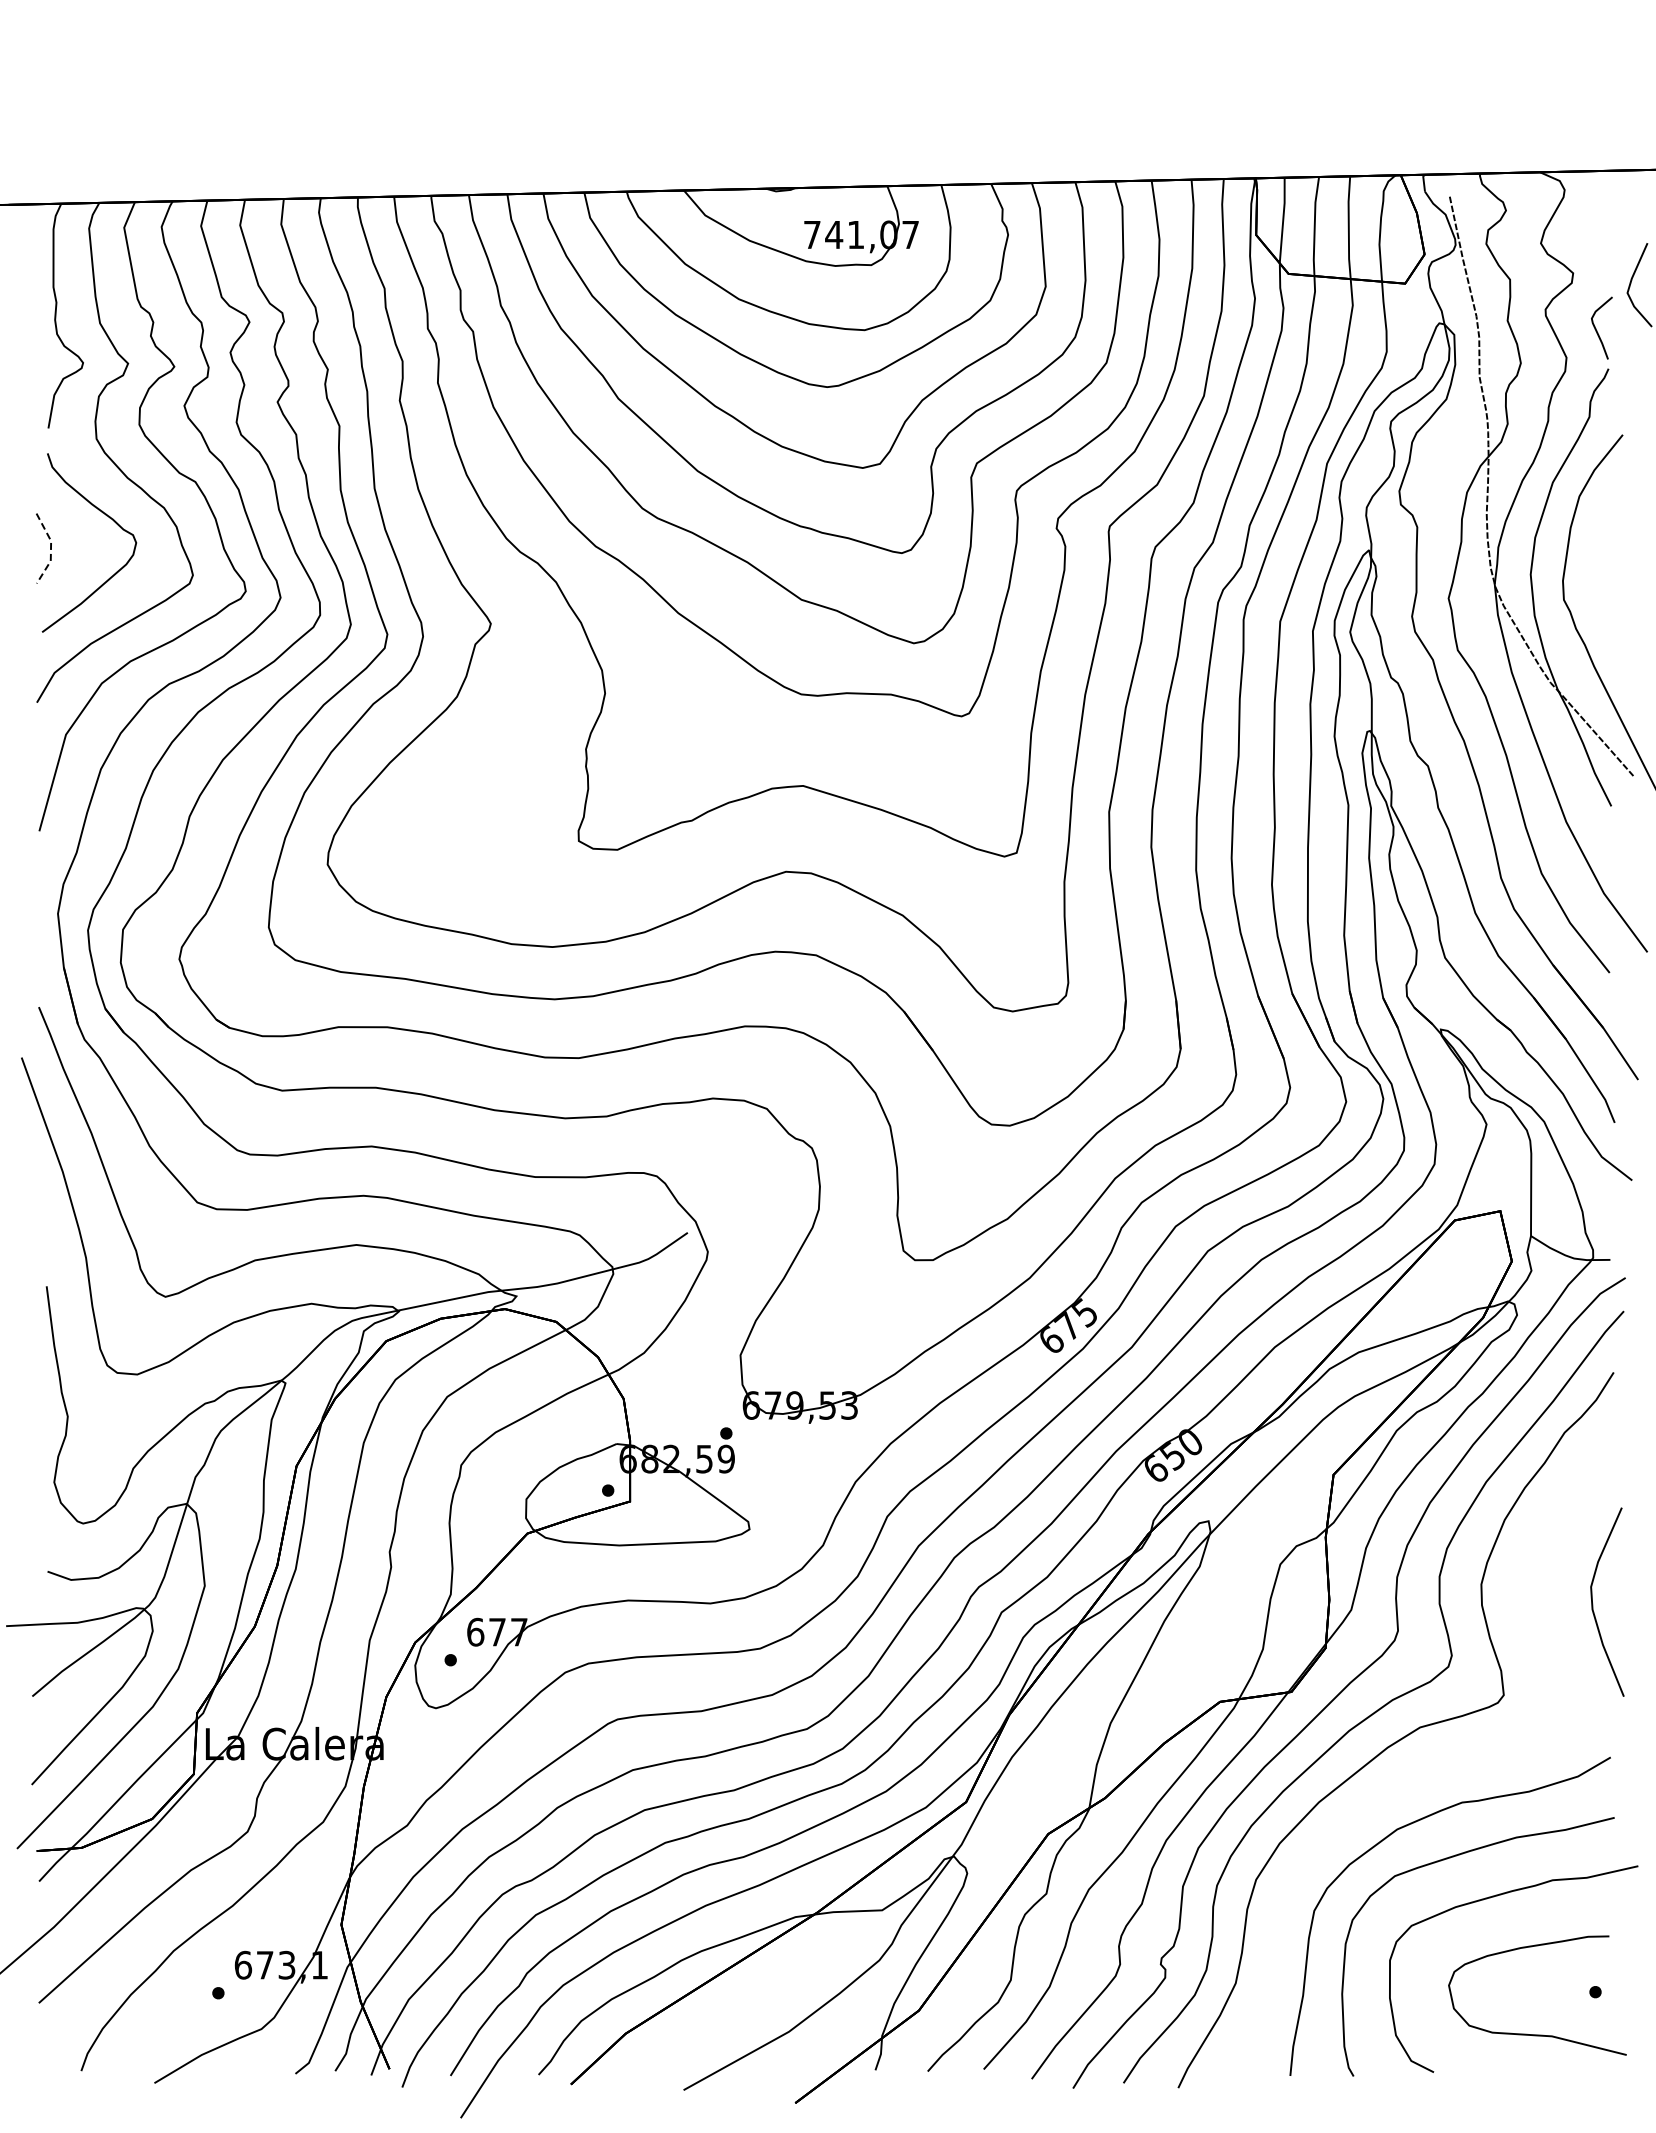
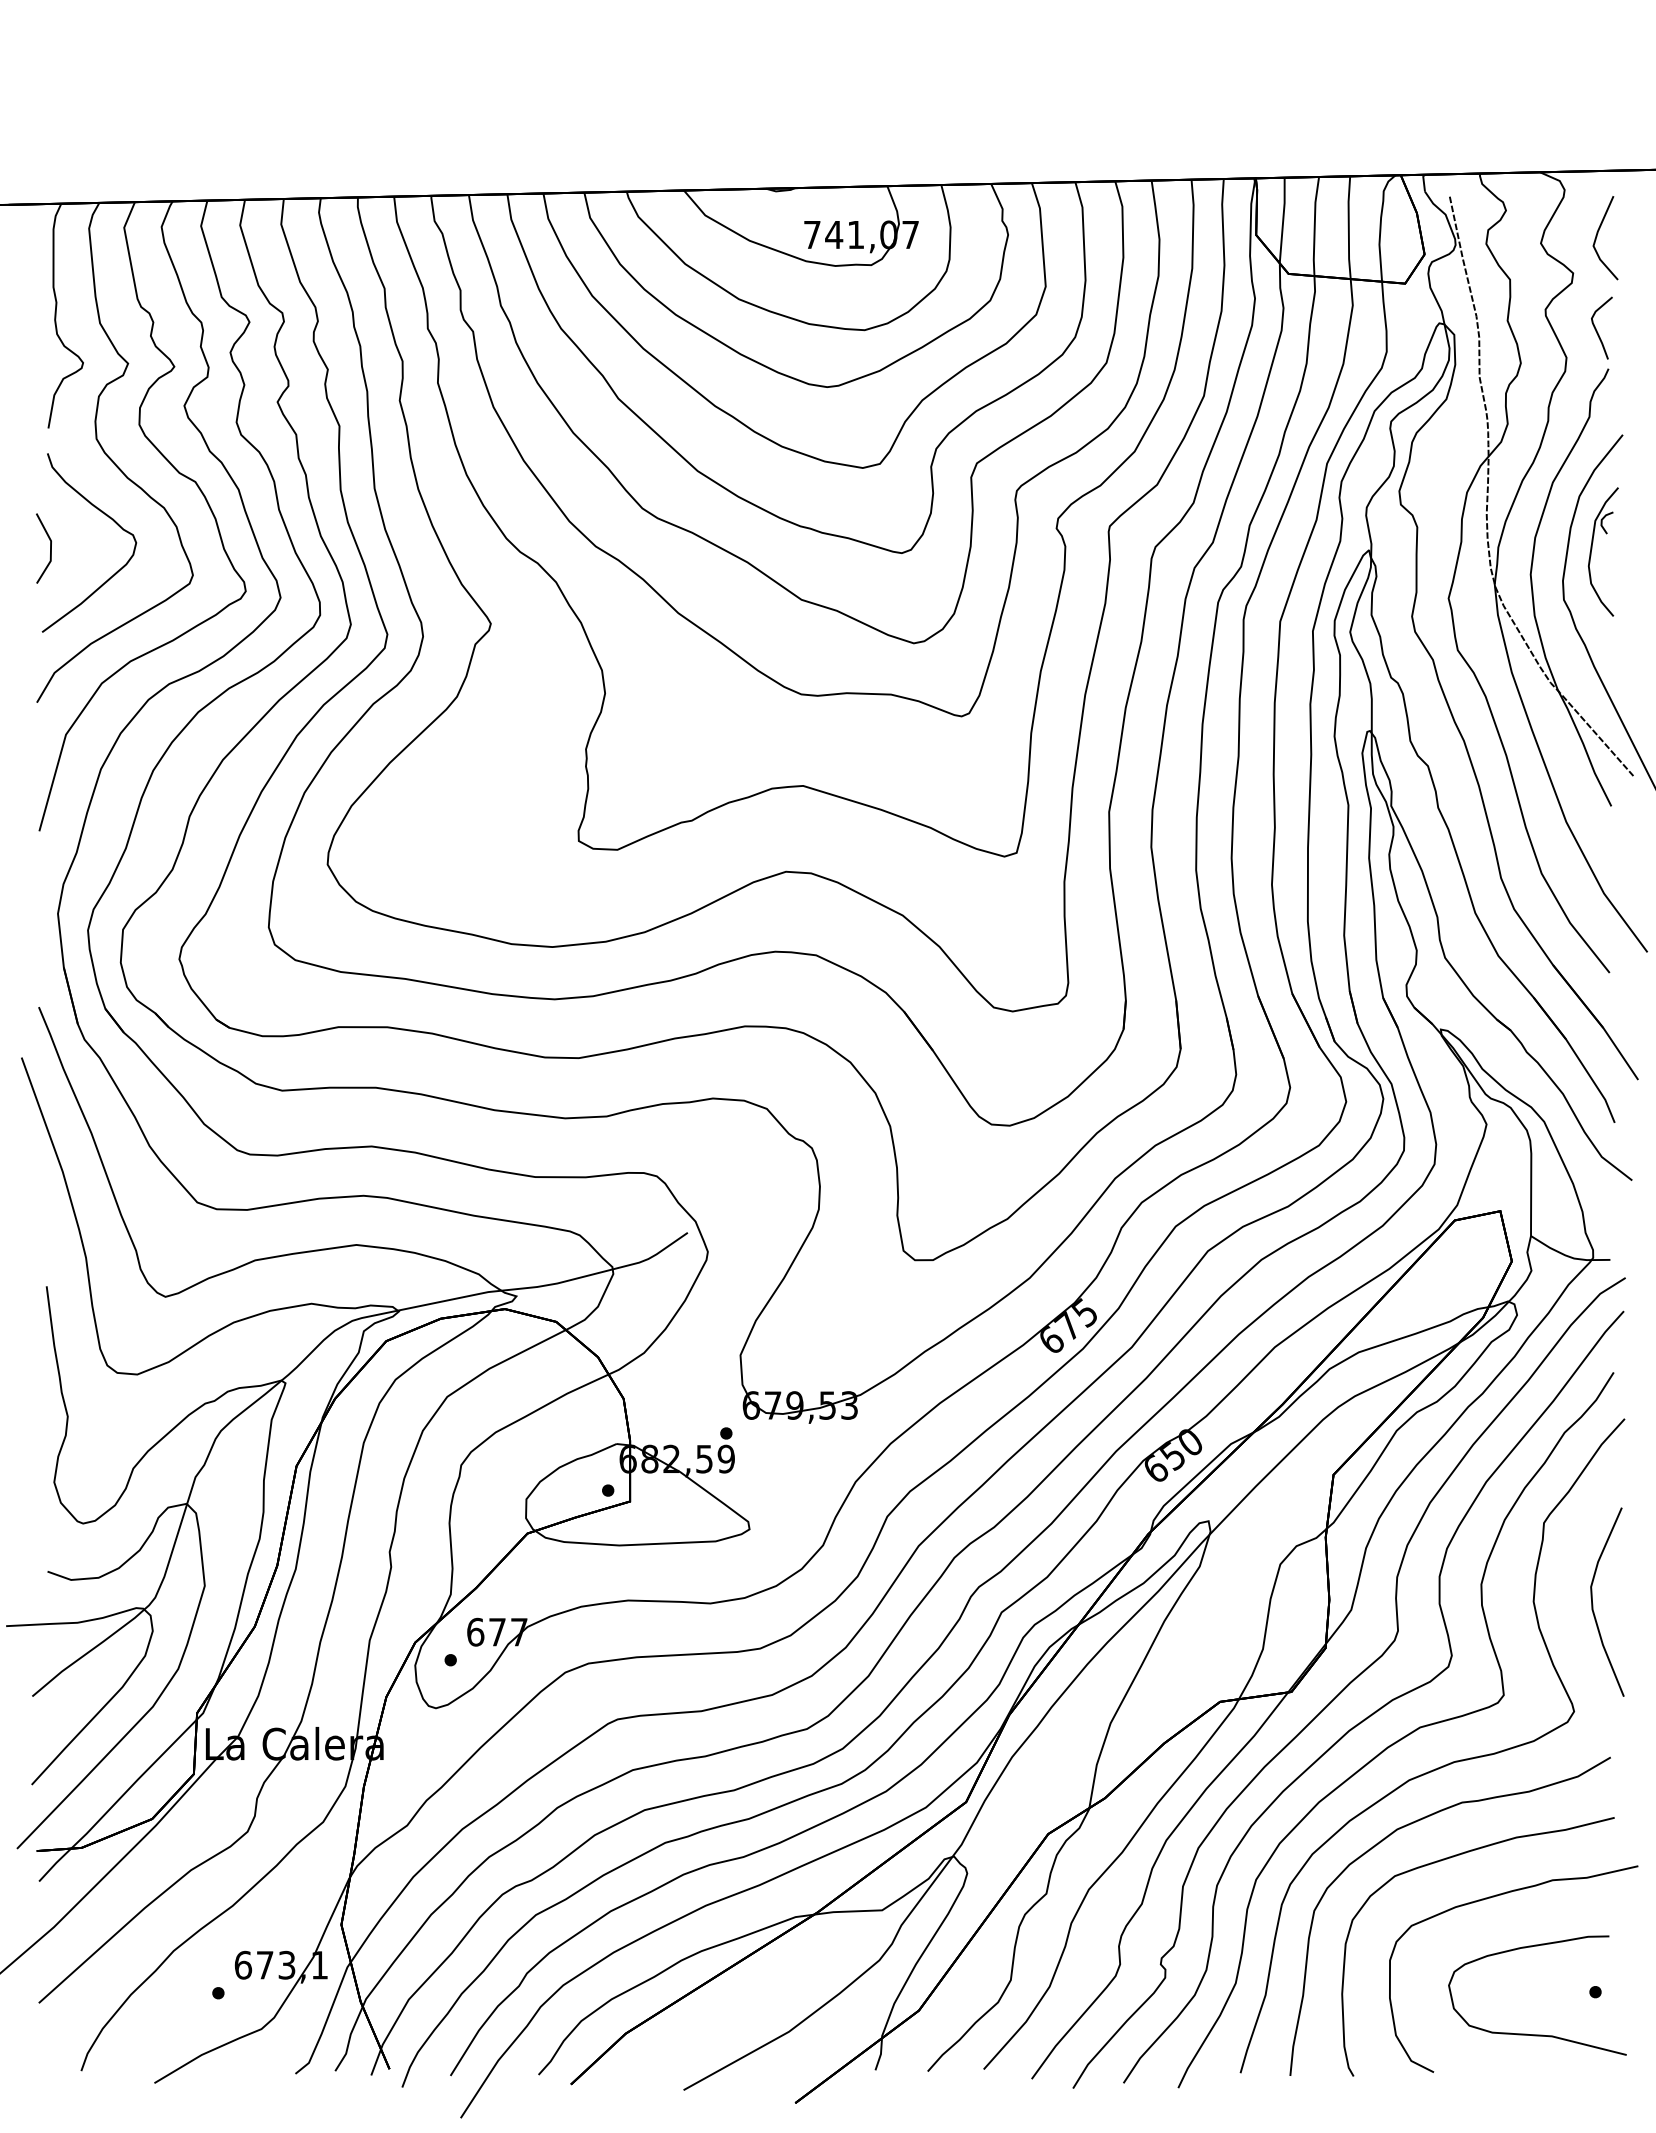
line position: (1631, 283) -> (1597, 236) (1597, 236)
line: dashed -> solid (51, 549)
part: none -> present (1592, 549)
curve: none -> present (1442, 1765)
